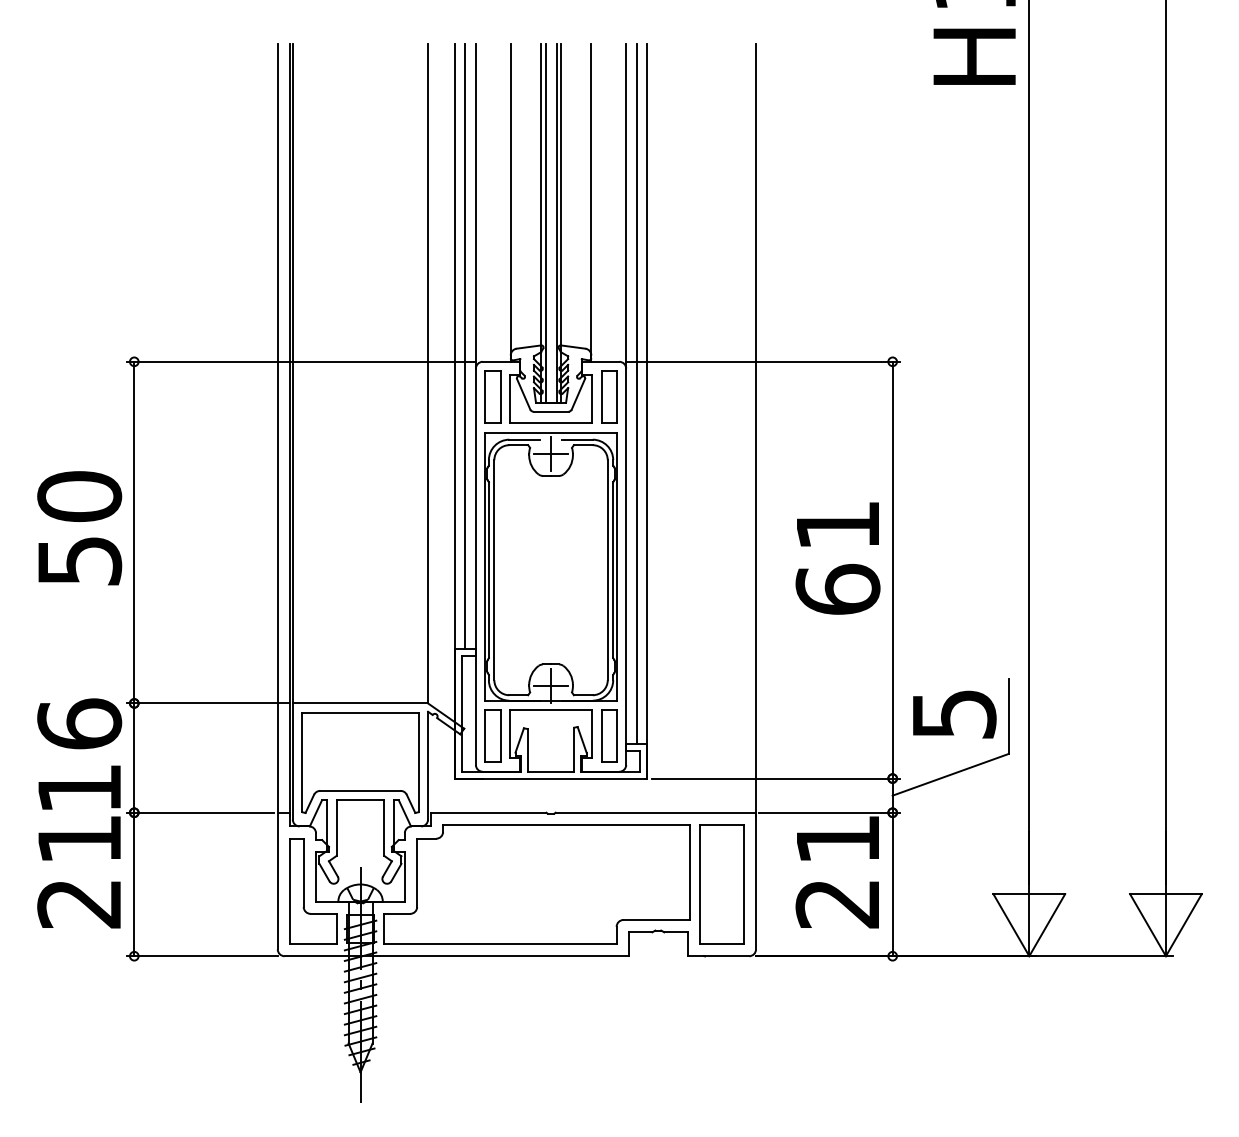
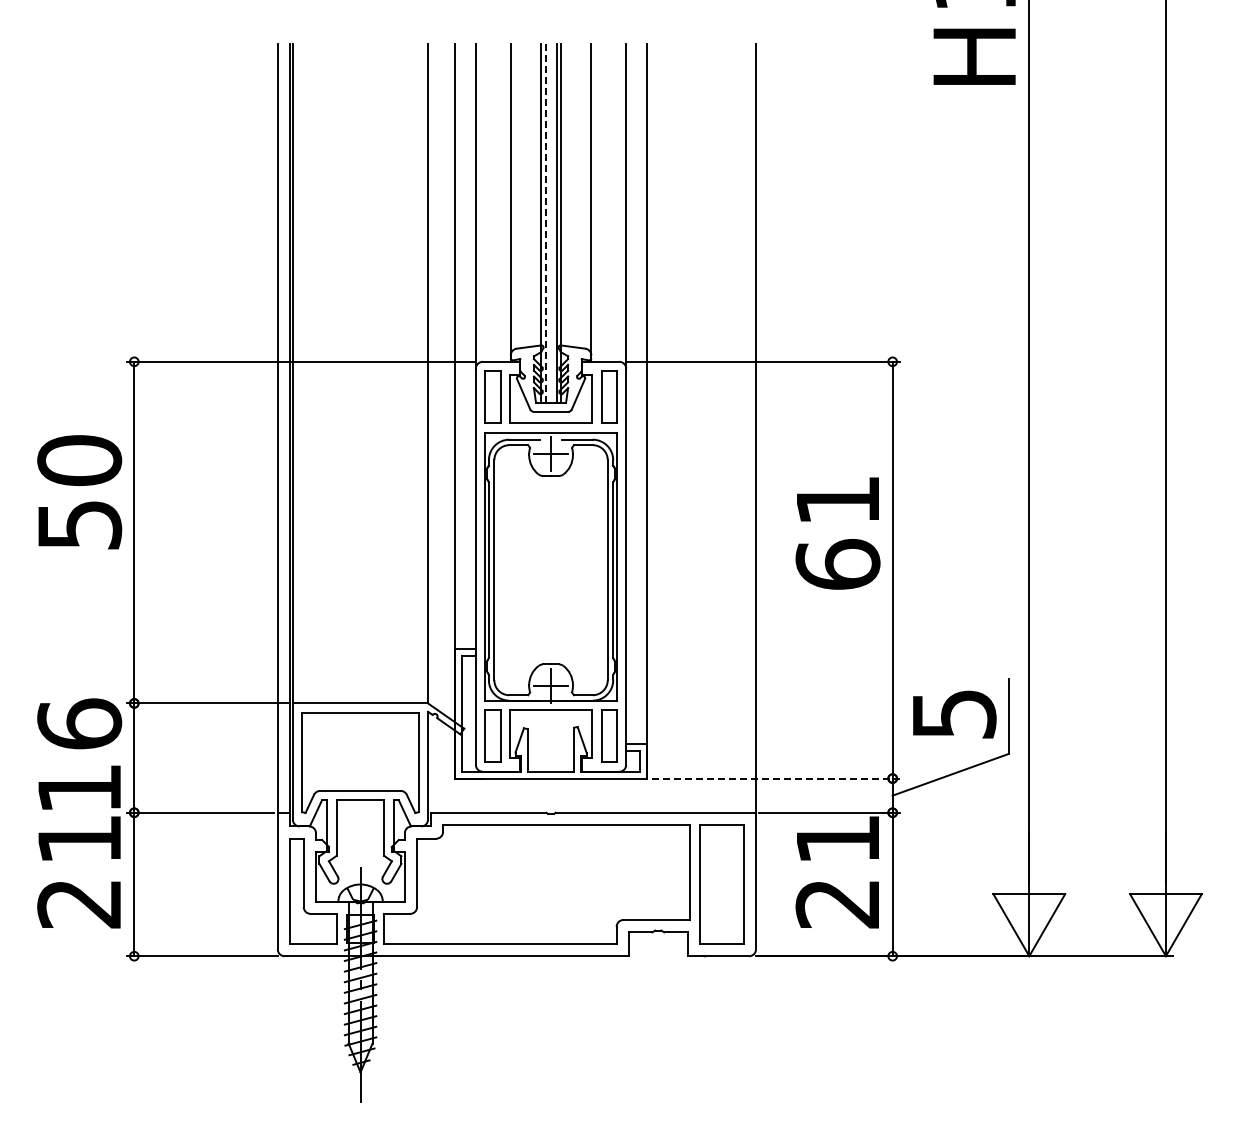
line: solid -> dashed (545, 223)
line: present -> none (464, 346)
line: present -> none (637, 394)
text position: (79, 528) -> (79, 492) (79, 492)
text position: (837, 558) -> (837, 533) (837, 533)
line: solid -> dashed (776, 778)
